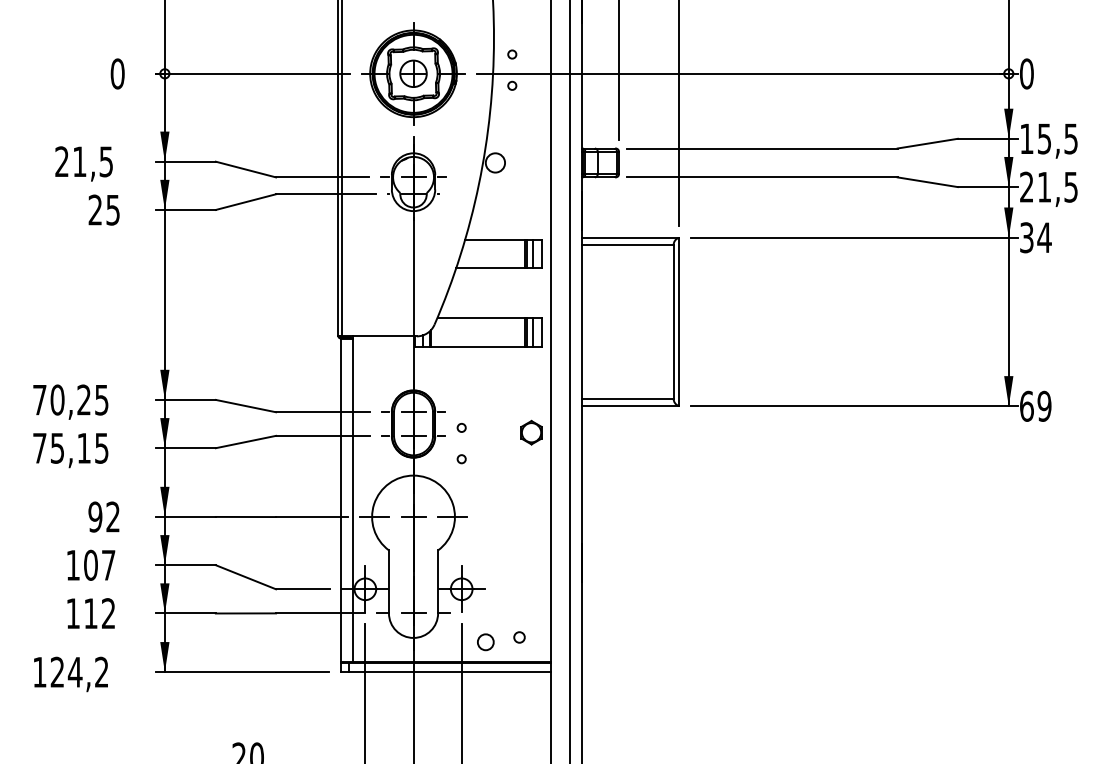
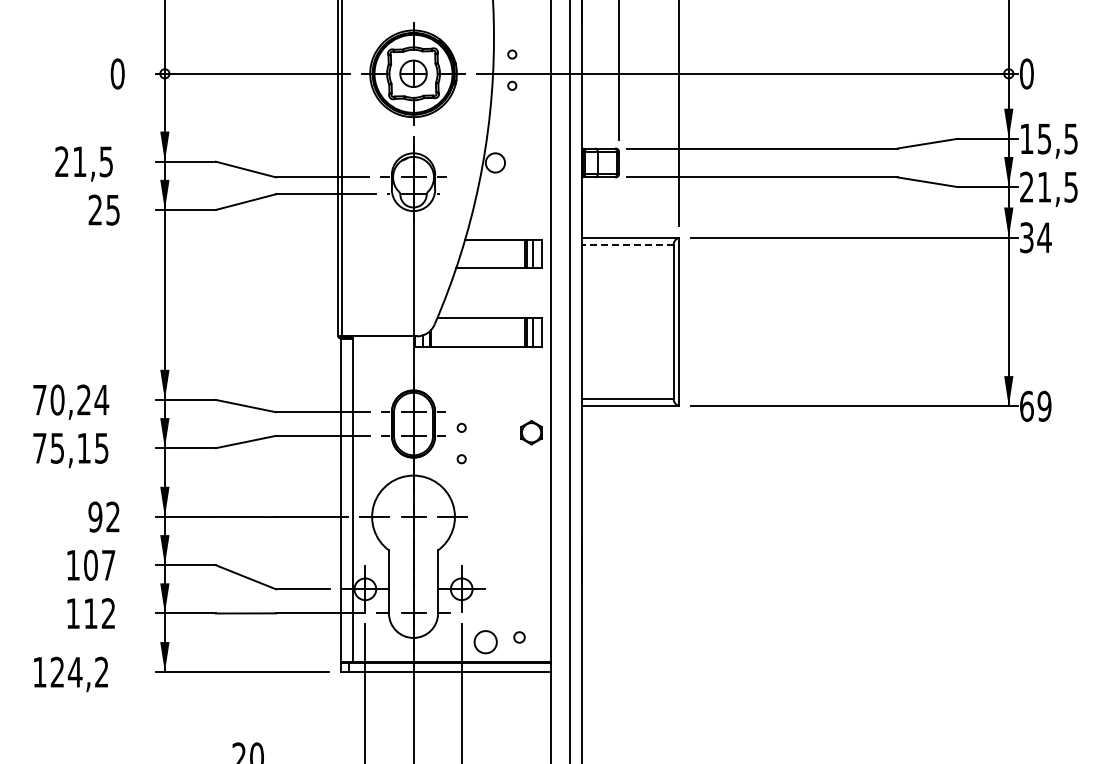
line: solid -> dashed (627, 244)
text: 70,25 -> 70,24 (101, 400)
circle size: 18x19 px -> 25x25 px (485, 642)
